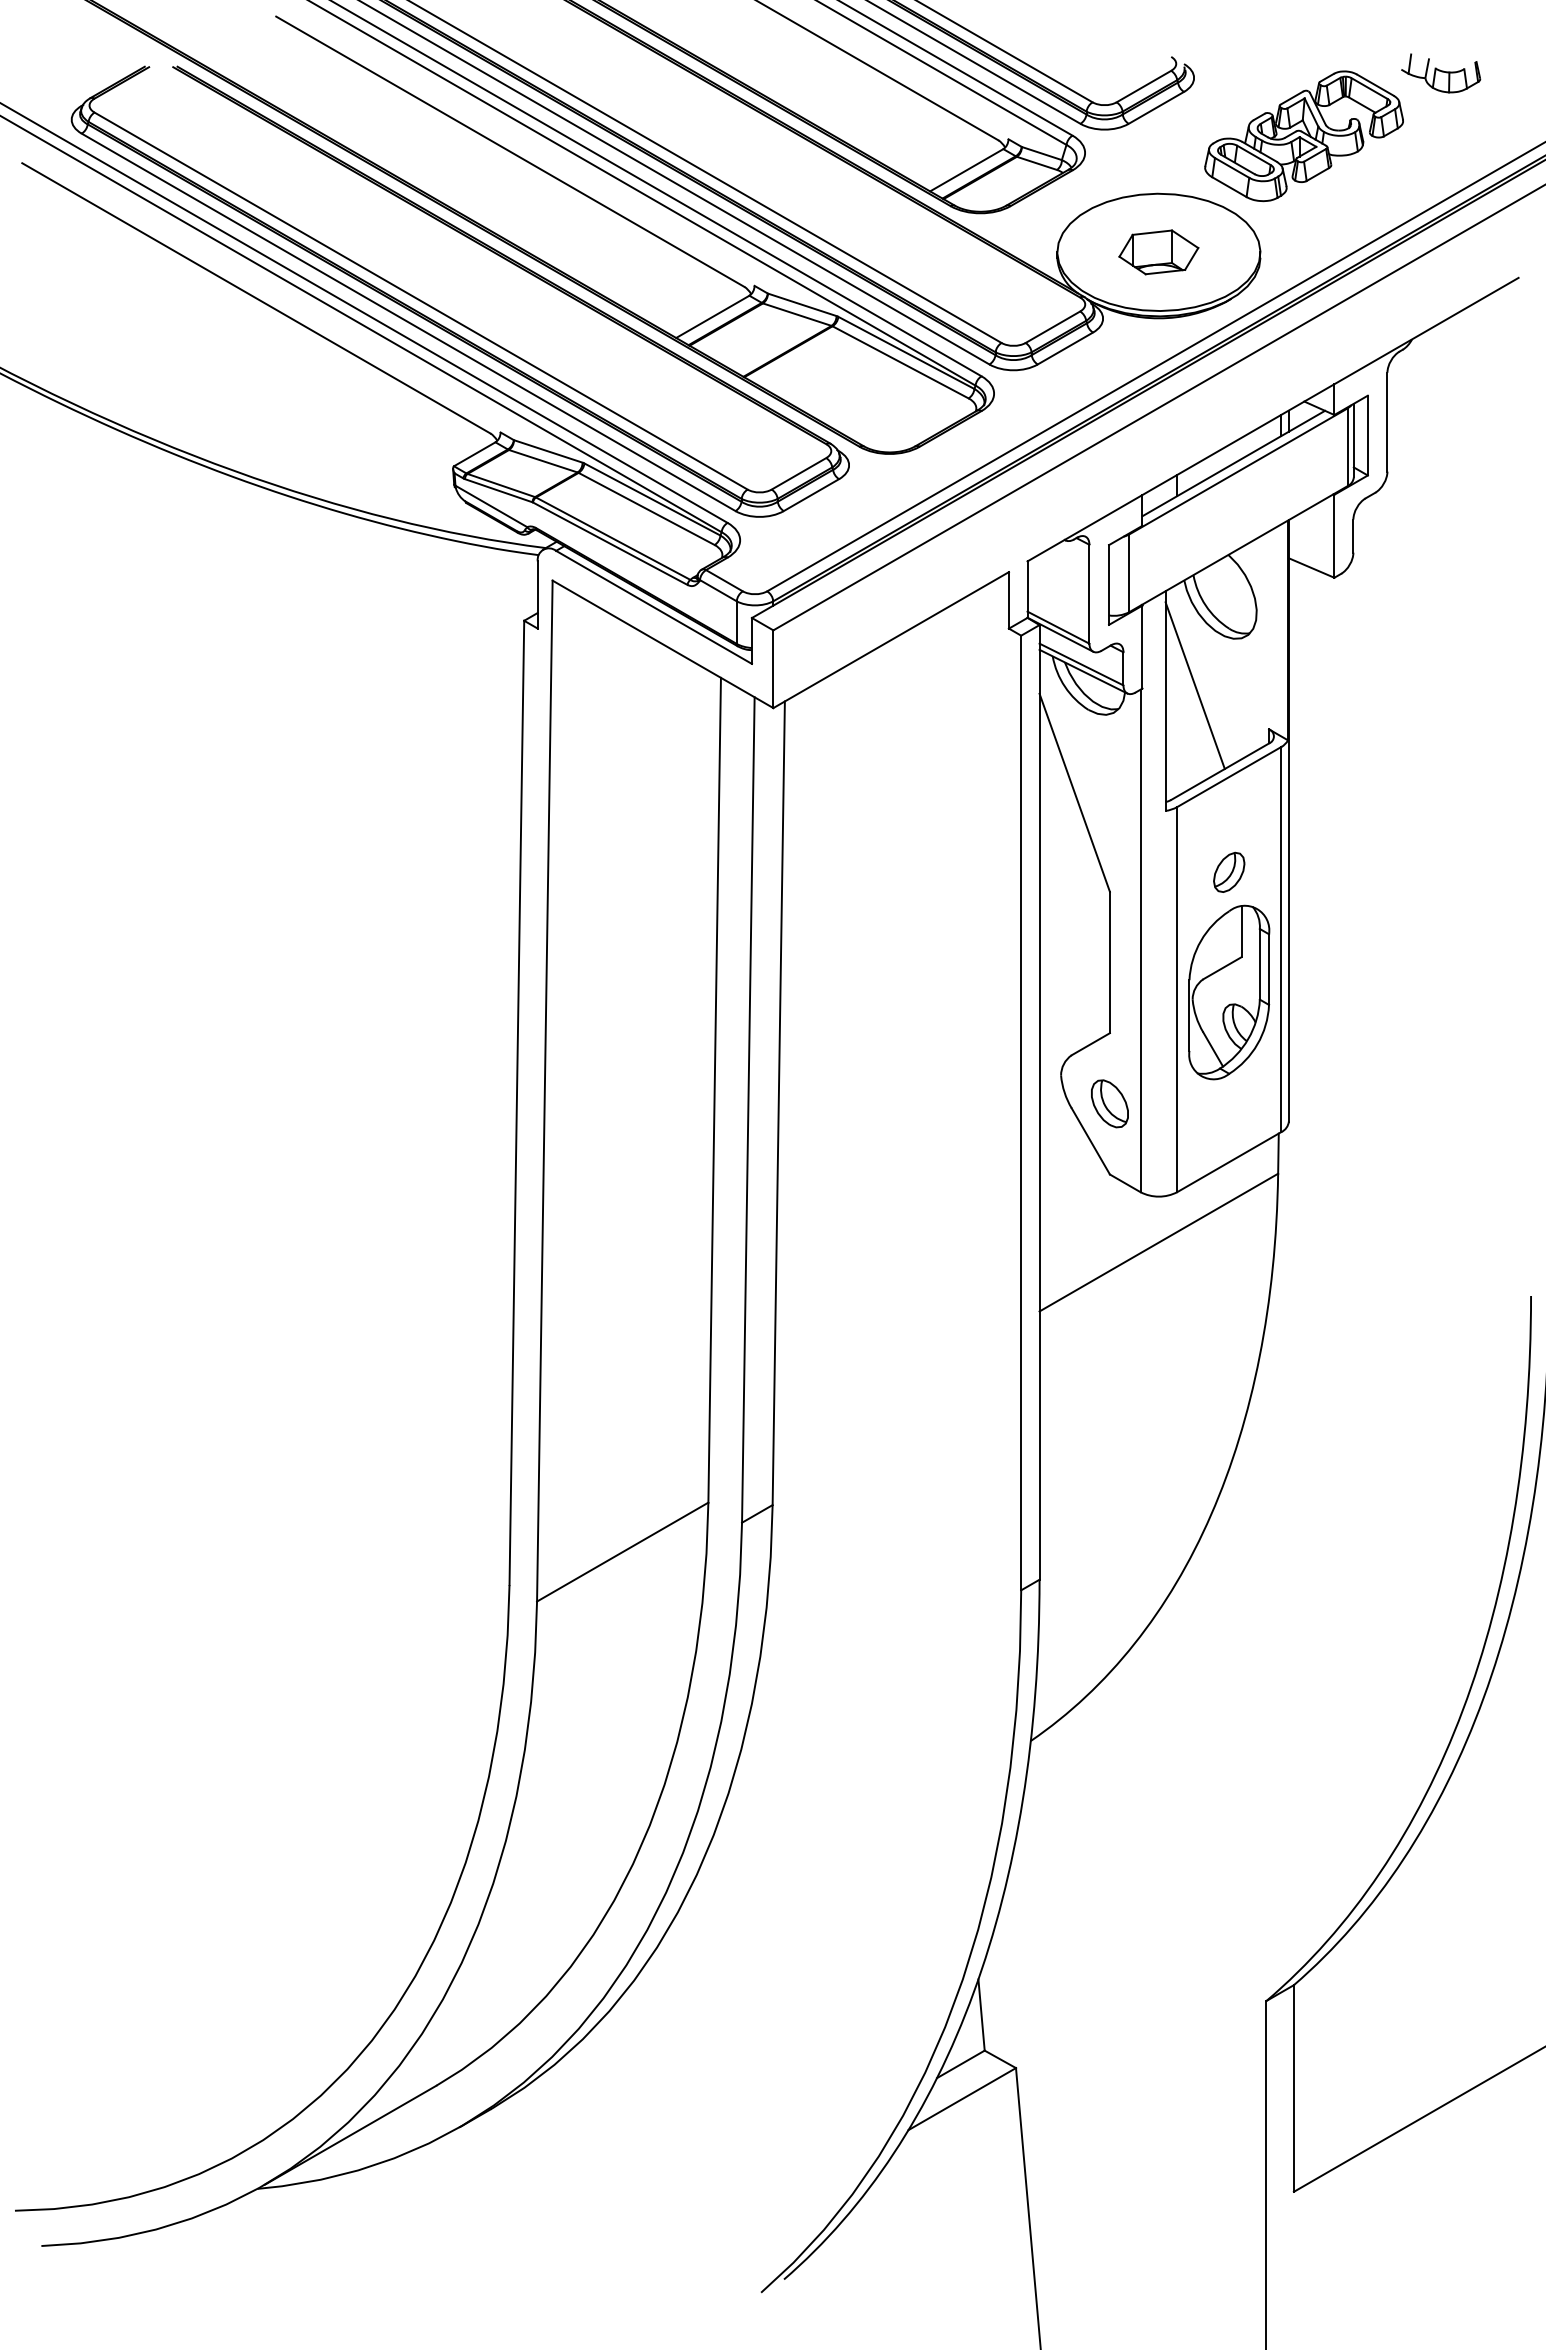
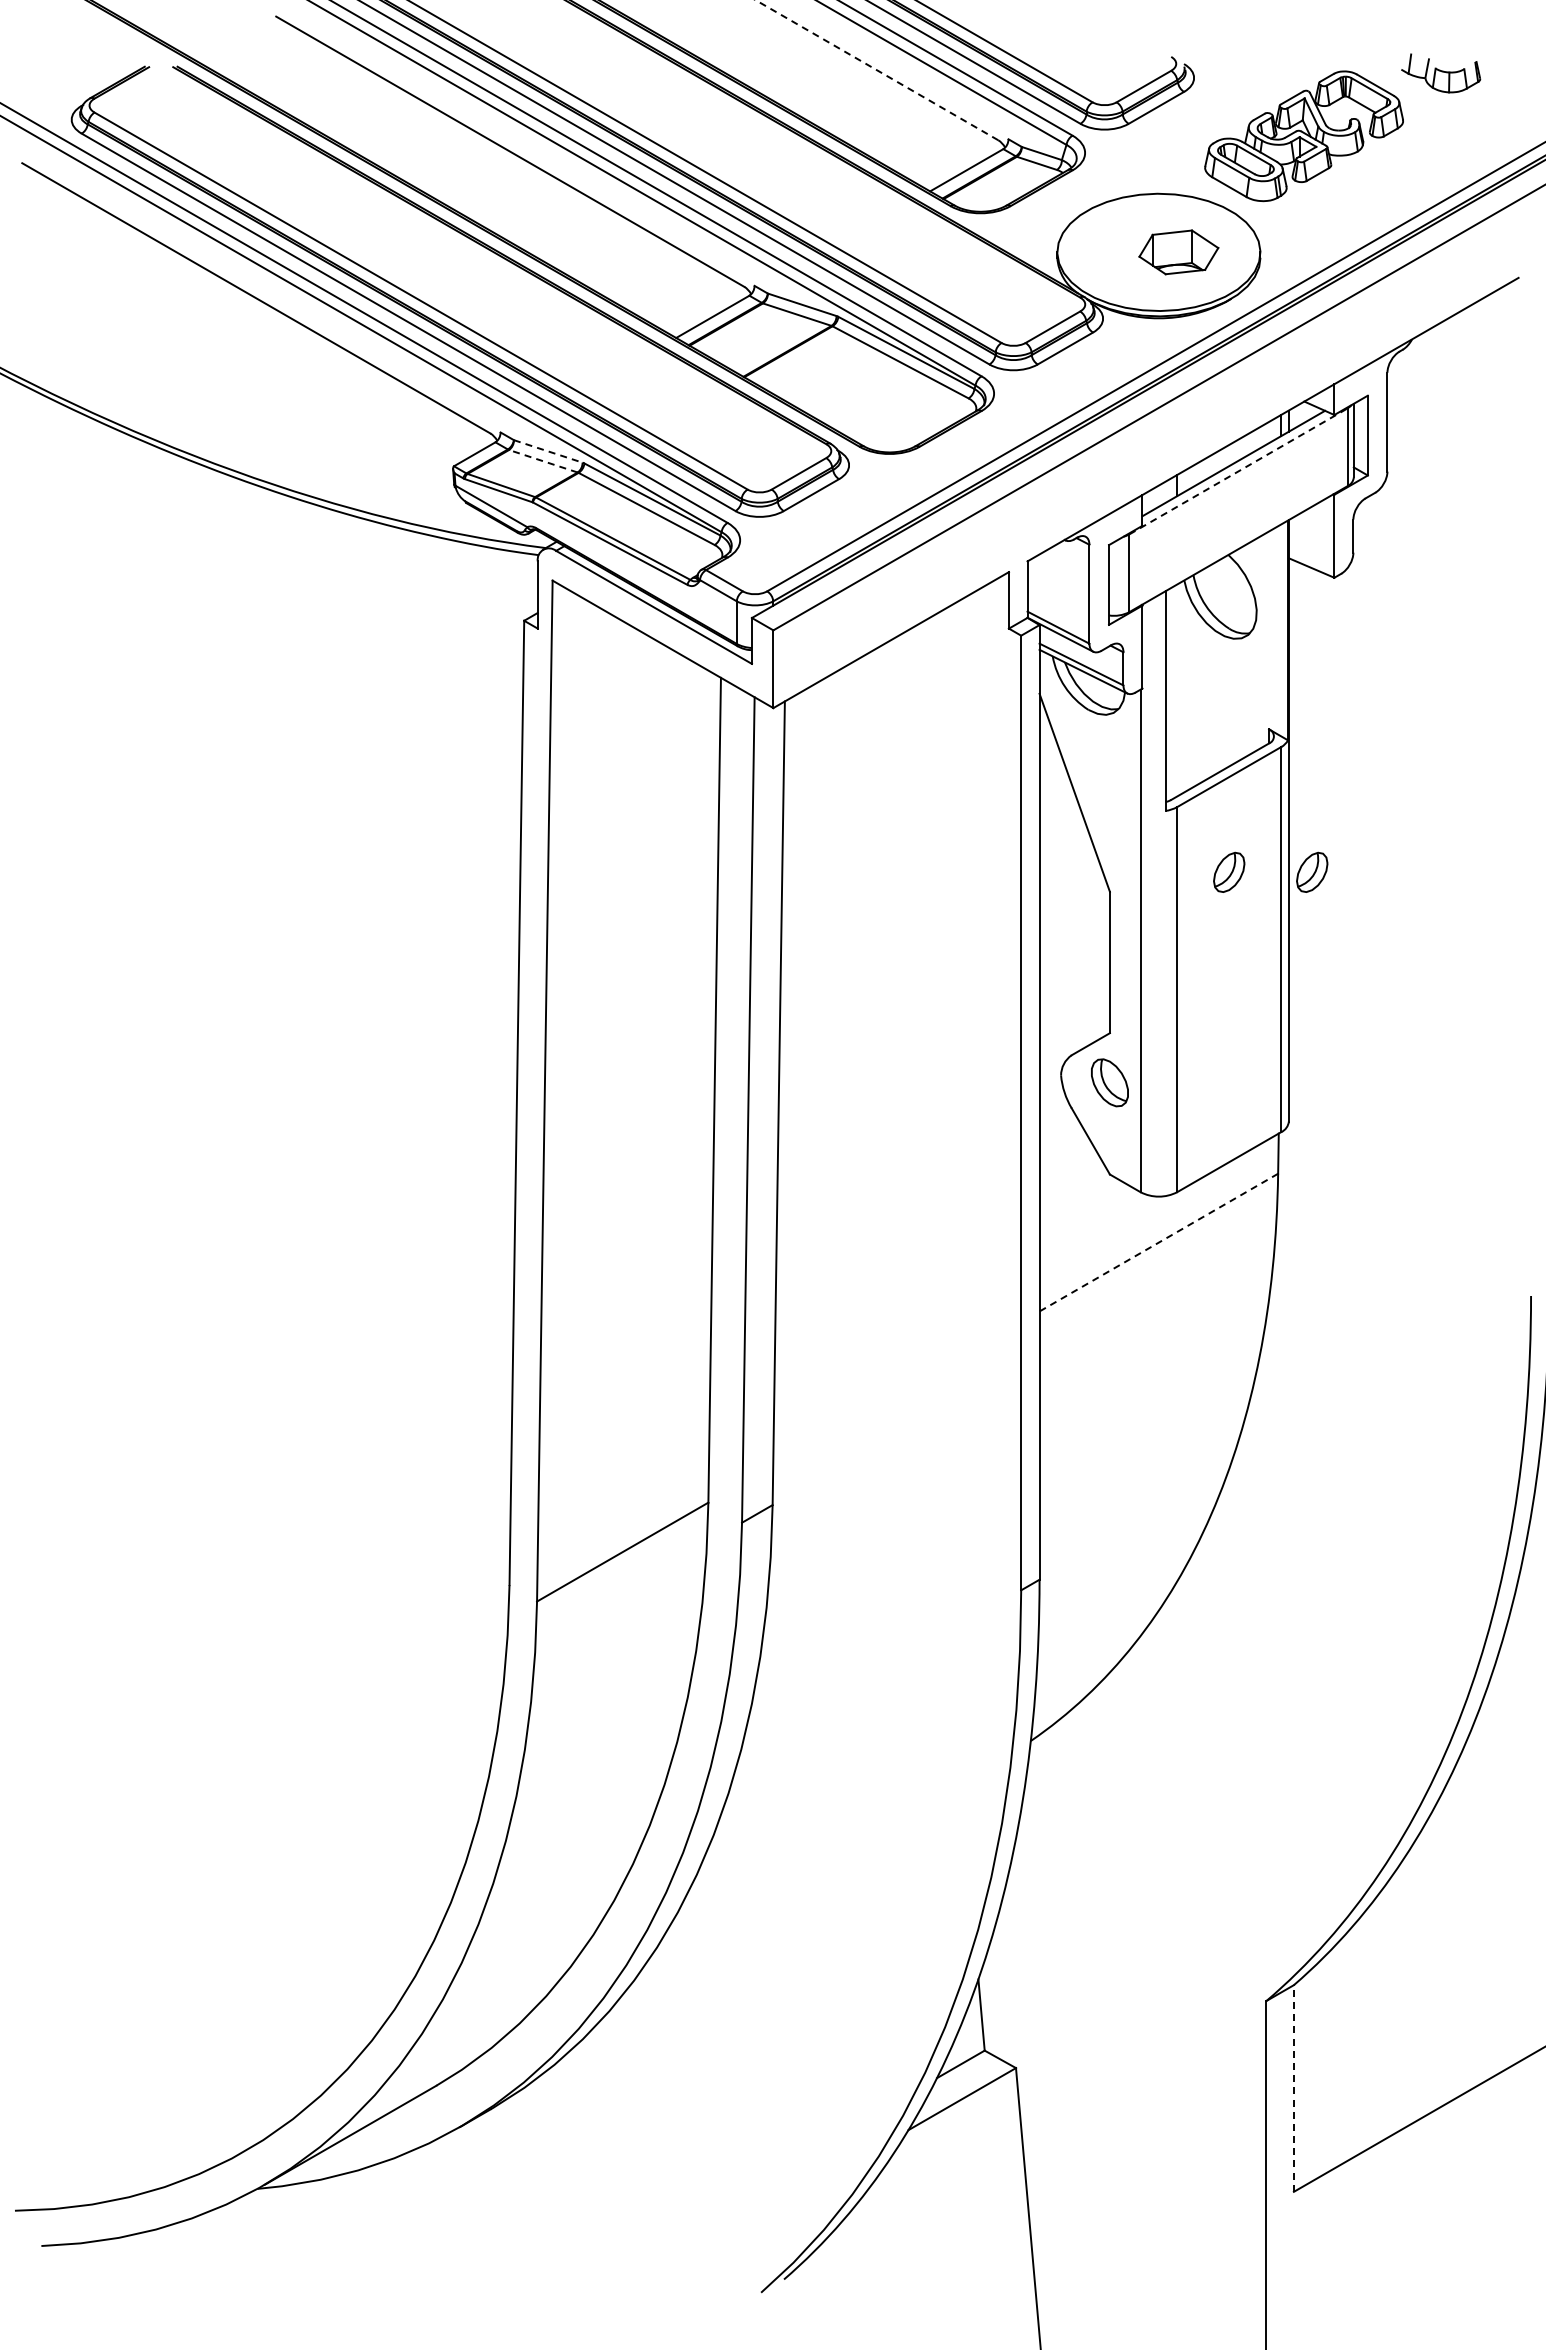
line: solid -> dashed (877, 70)
part position: (1158, 252) -> (1178, 252) (1178, 252)
line: solid -> dashed (548, 451)
line: solid -> dashed (542, 461)
line: solid -> dashed (1238, 471)
line: present -> none (1194, 685)
part: none -> present (1312, 871)
part: present -> none (1229, 992)
part position: (1109, 1103) -> (1109, 1082) (1109, 1082)
line: solid -> dashed (1158, 1242)
line: solid -> dashed (1293, 2088)
